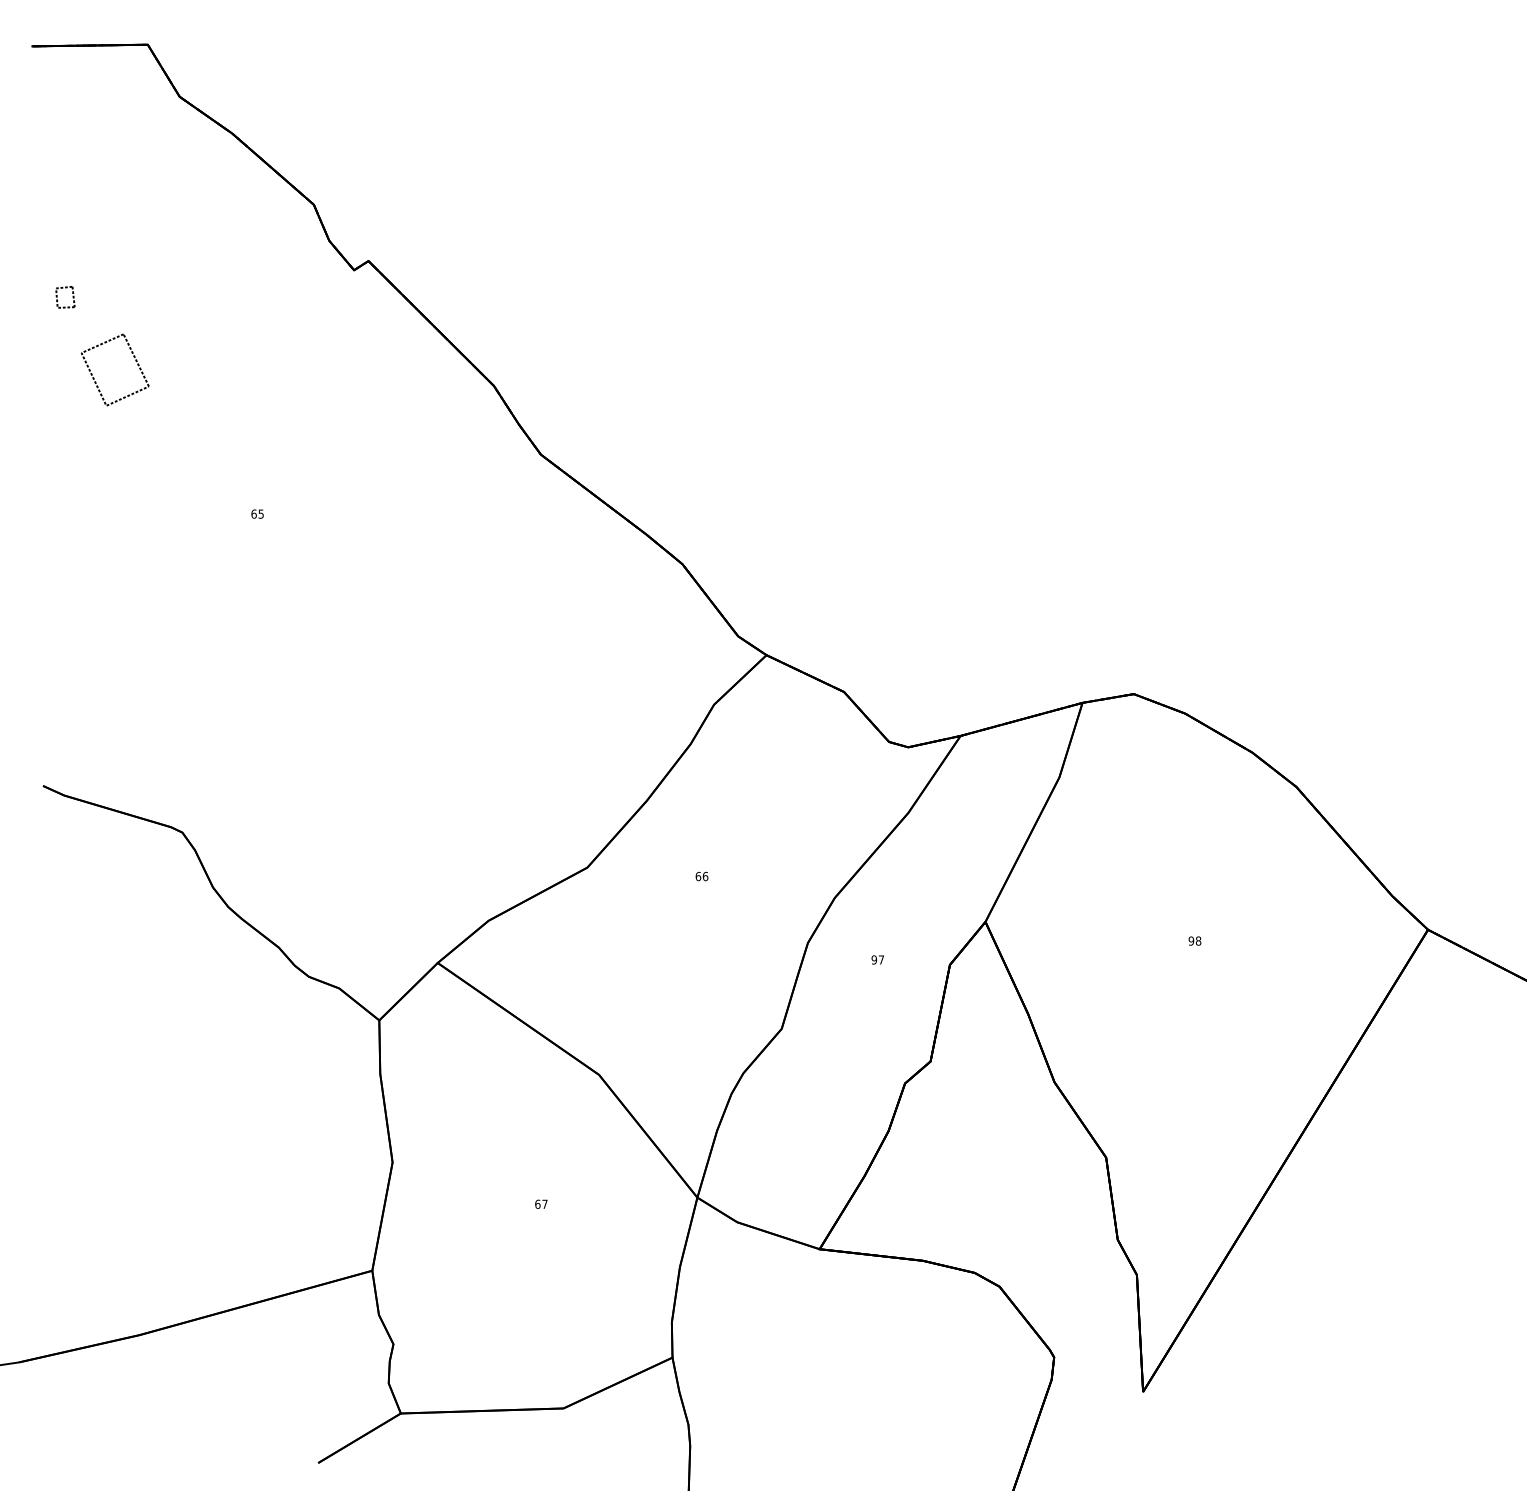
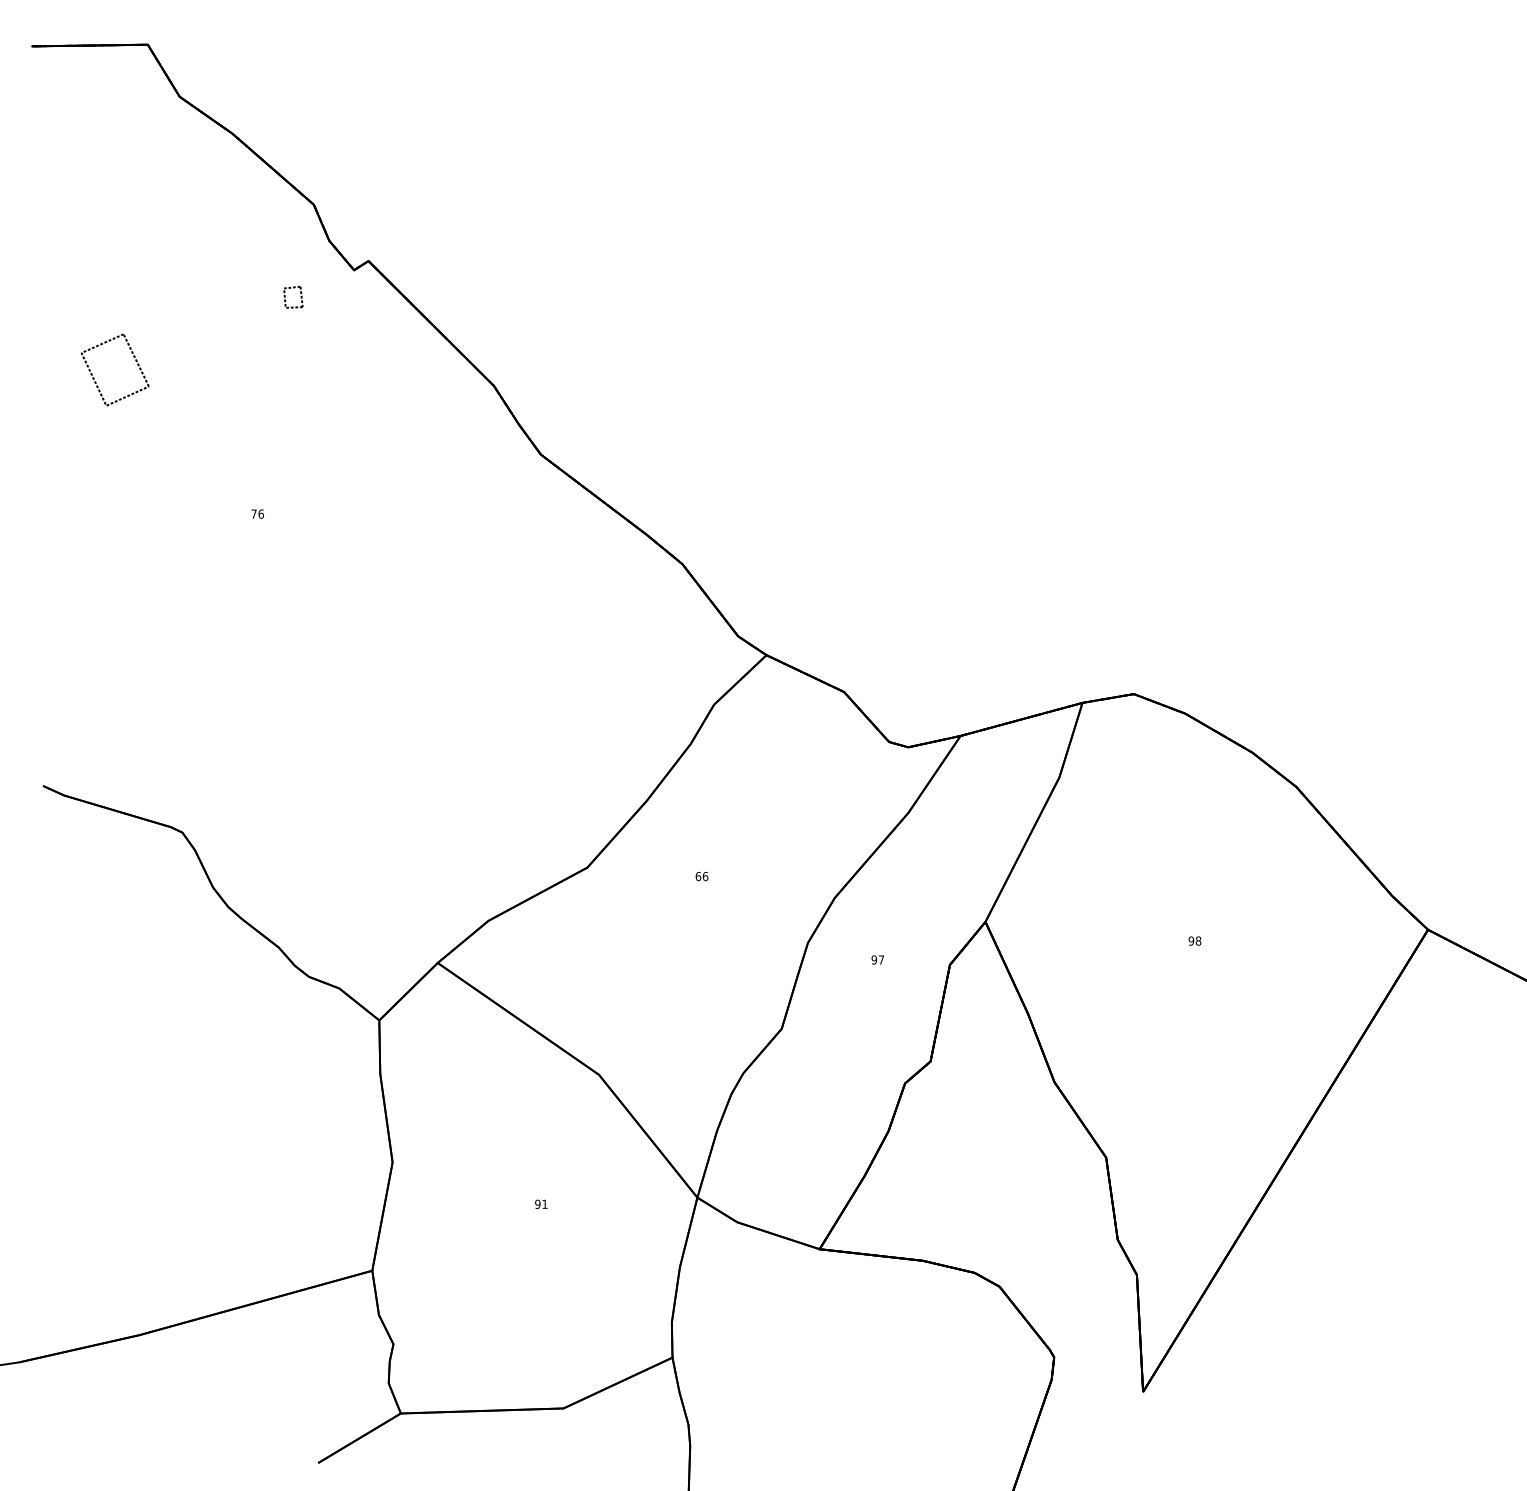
part position: (72, 297) -> (300, 297) (300, 297)
text: 65 -> 76 (257, 513)
text: 67 -> 91 (541, 1203)
